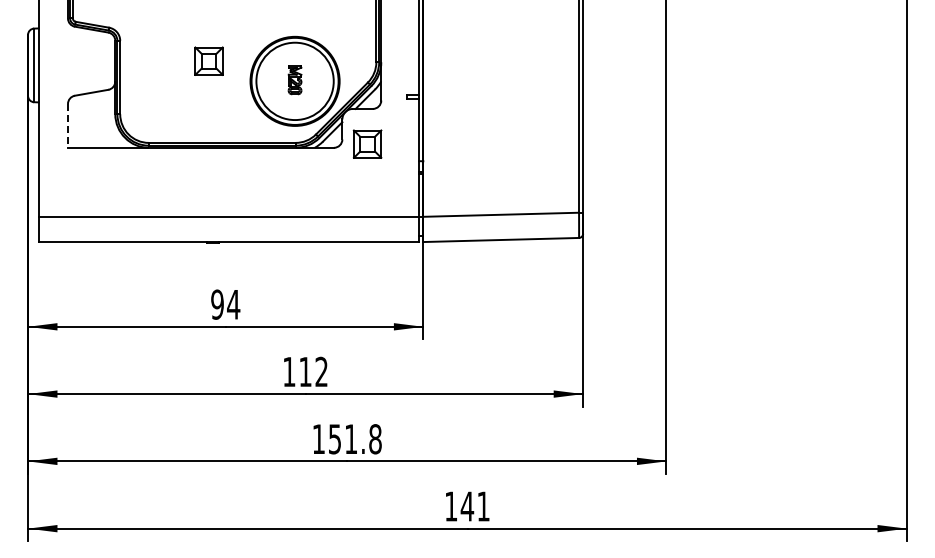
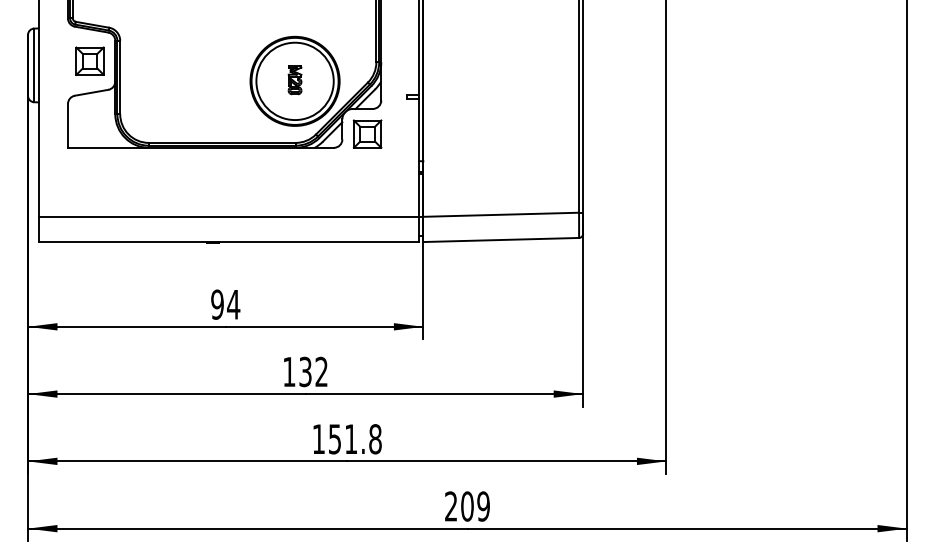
part position: (208, 60) -> (89, 60) (89, 60)
line: dashed -> solid (68, 125)
part position: (367, 143) -> (367, 133) (367, 133)
text: 112 -> 132 (305, 371)
text: 141 -> 209 (467, 506)
